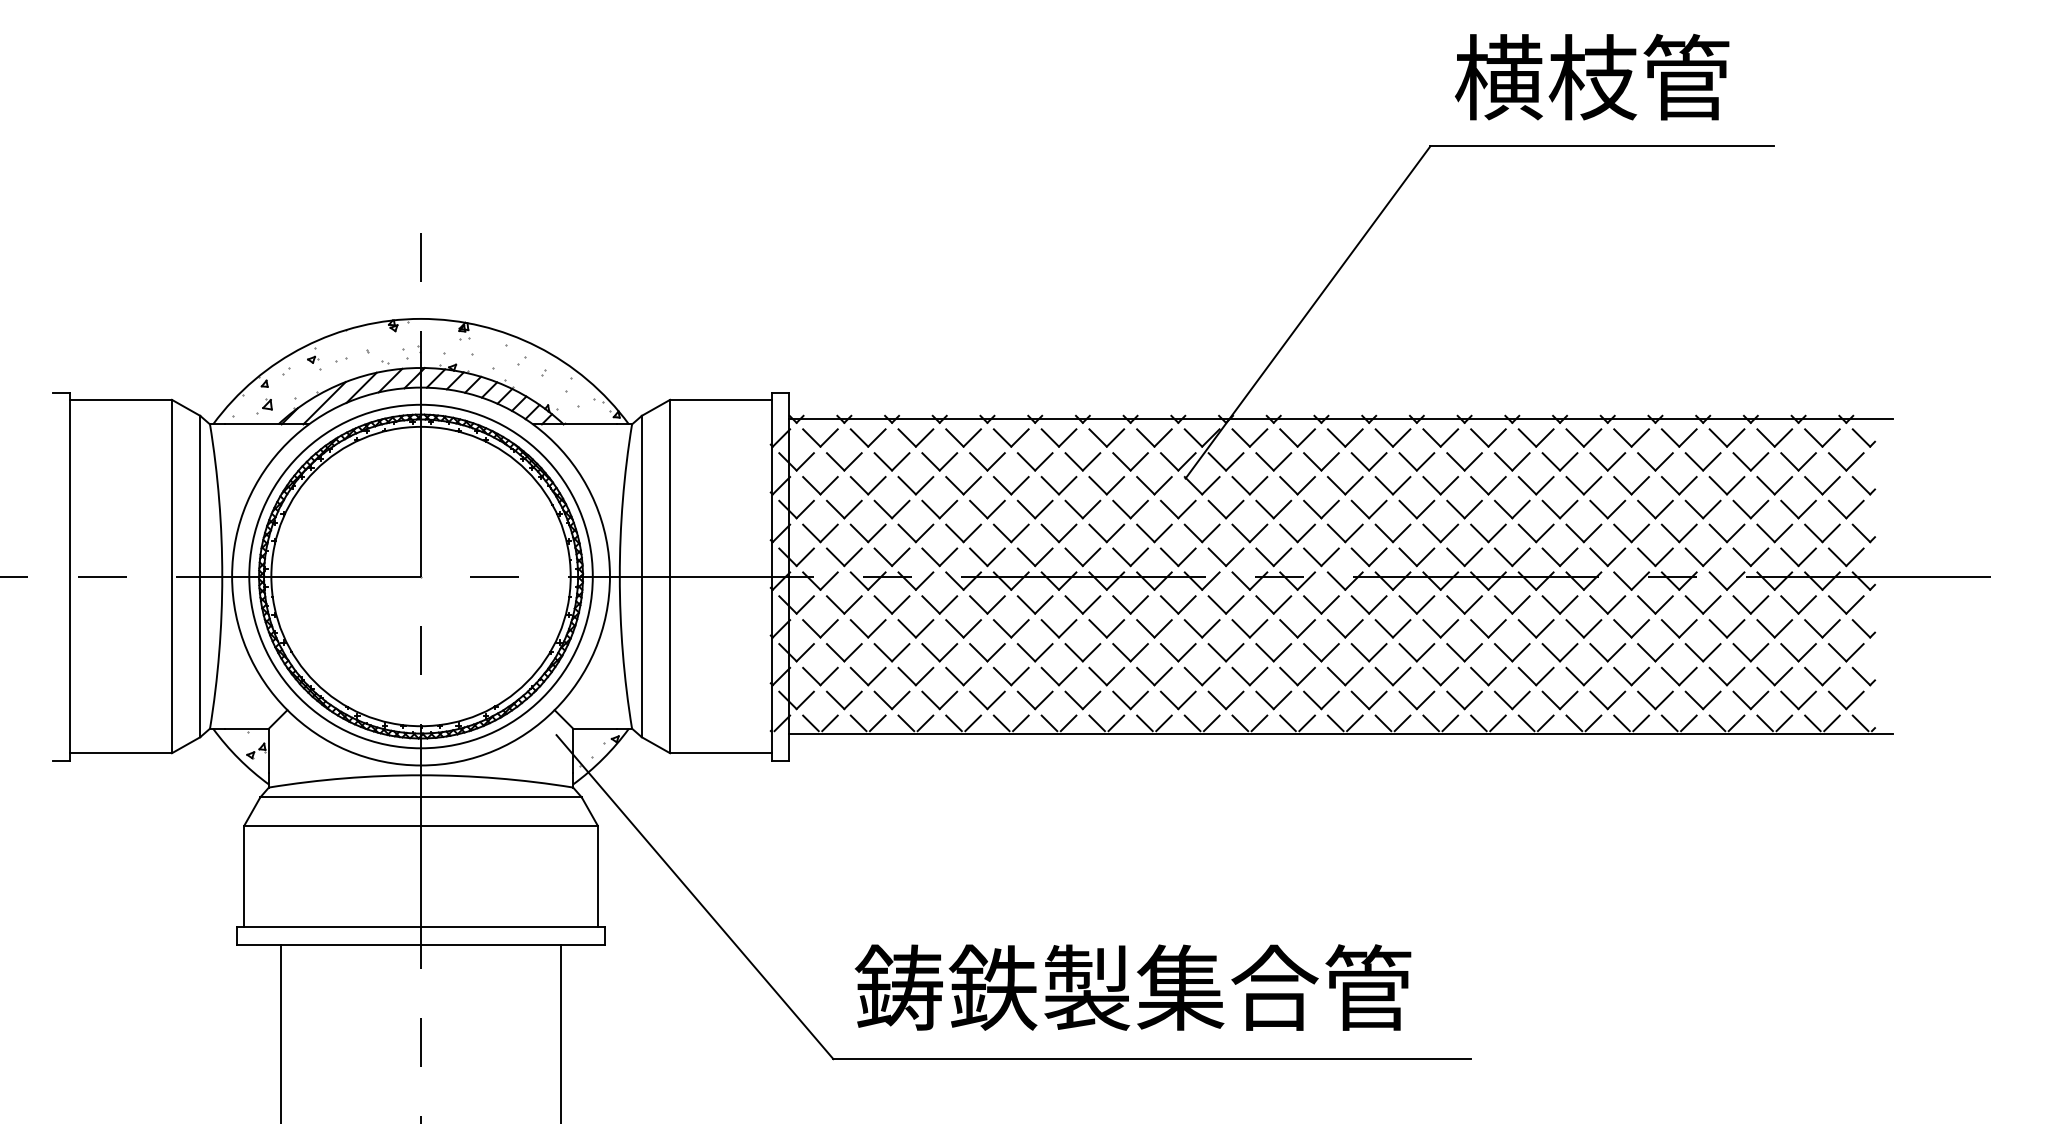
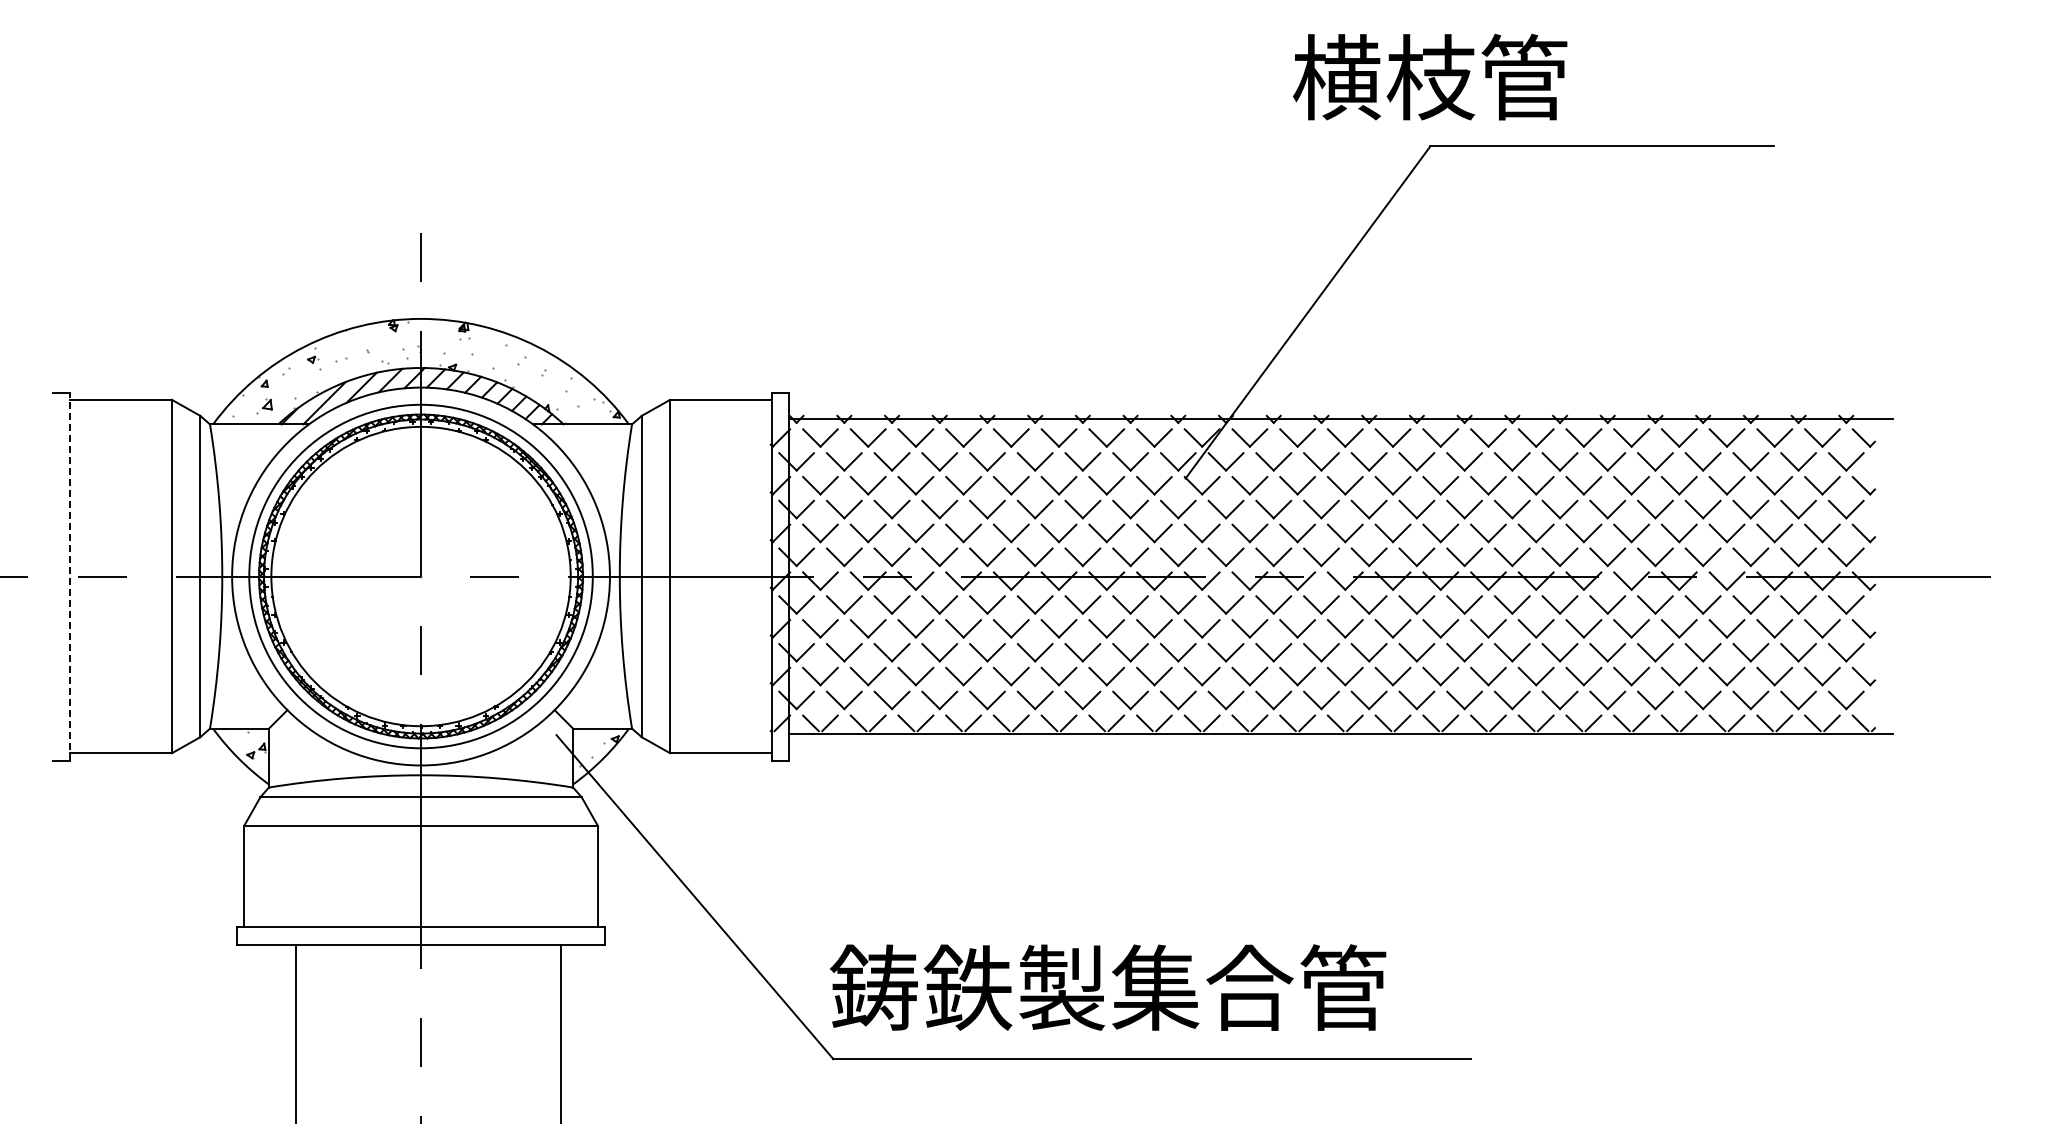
text position: (1592, 76) -> (1430, 76) (1430, 76)
line: solid -> dashed (70, 576)
text position: (1132, 987) -> (1107, 987) (1107, 987)
line position: (281, 1032) -> (296, 1032) (296, 1032)
